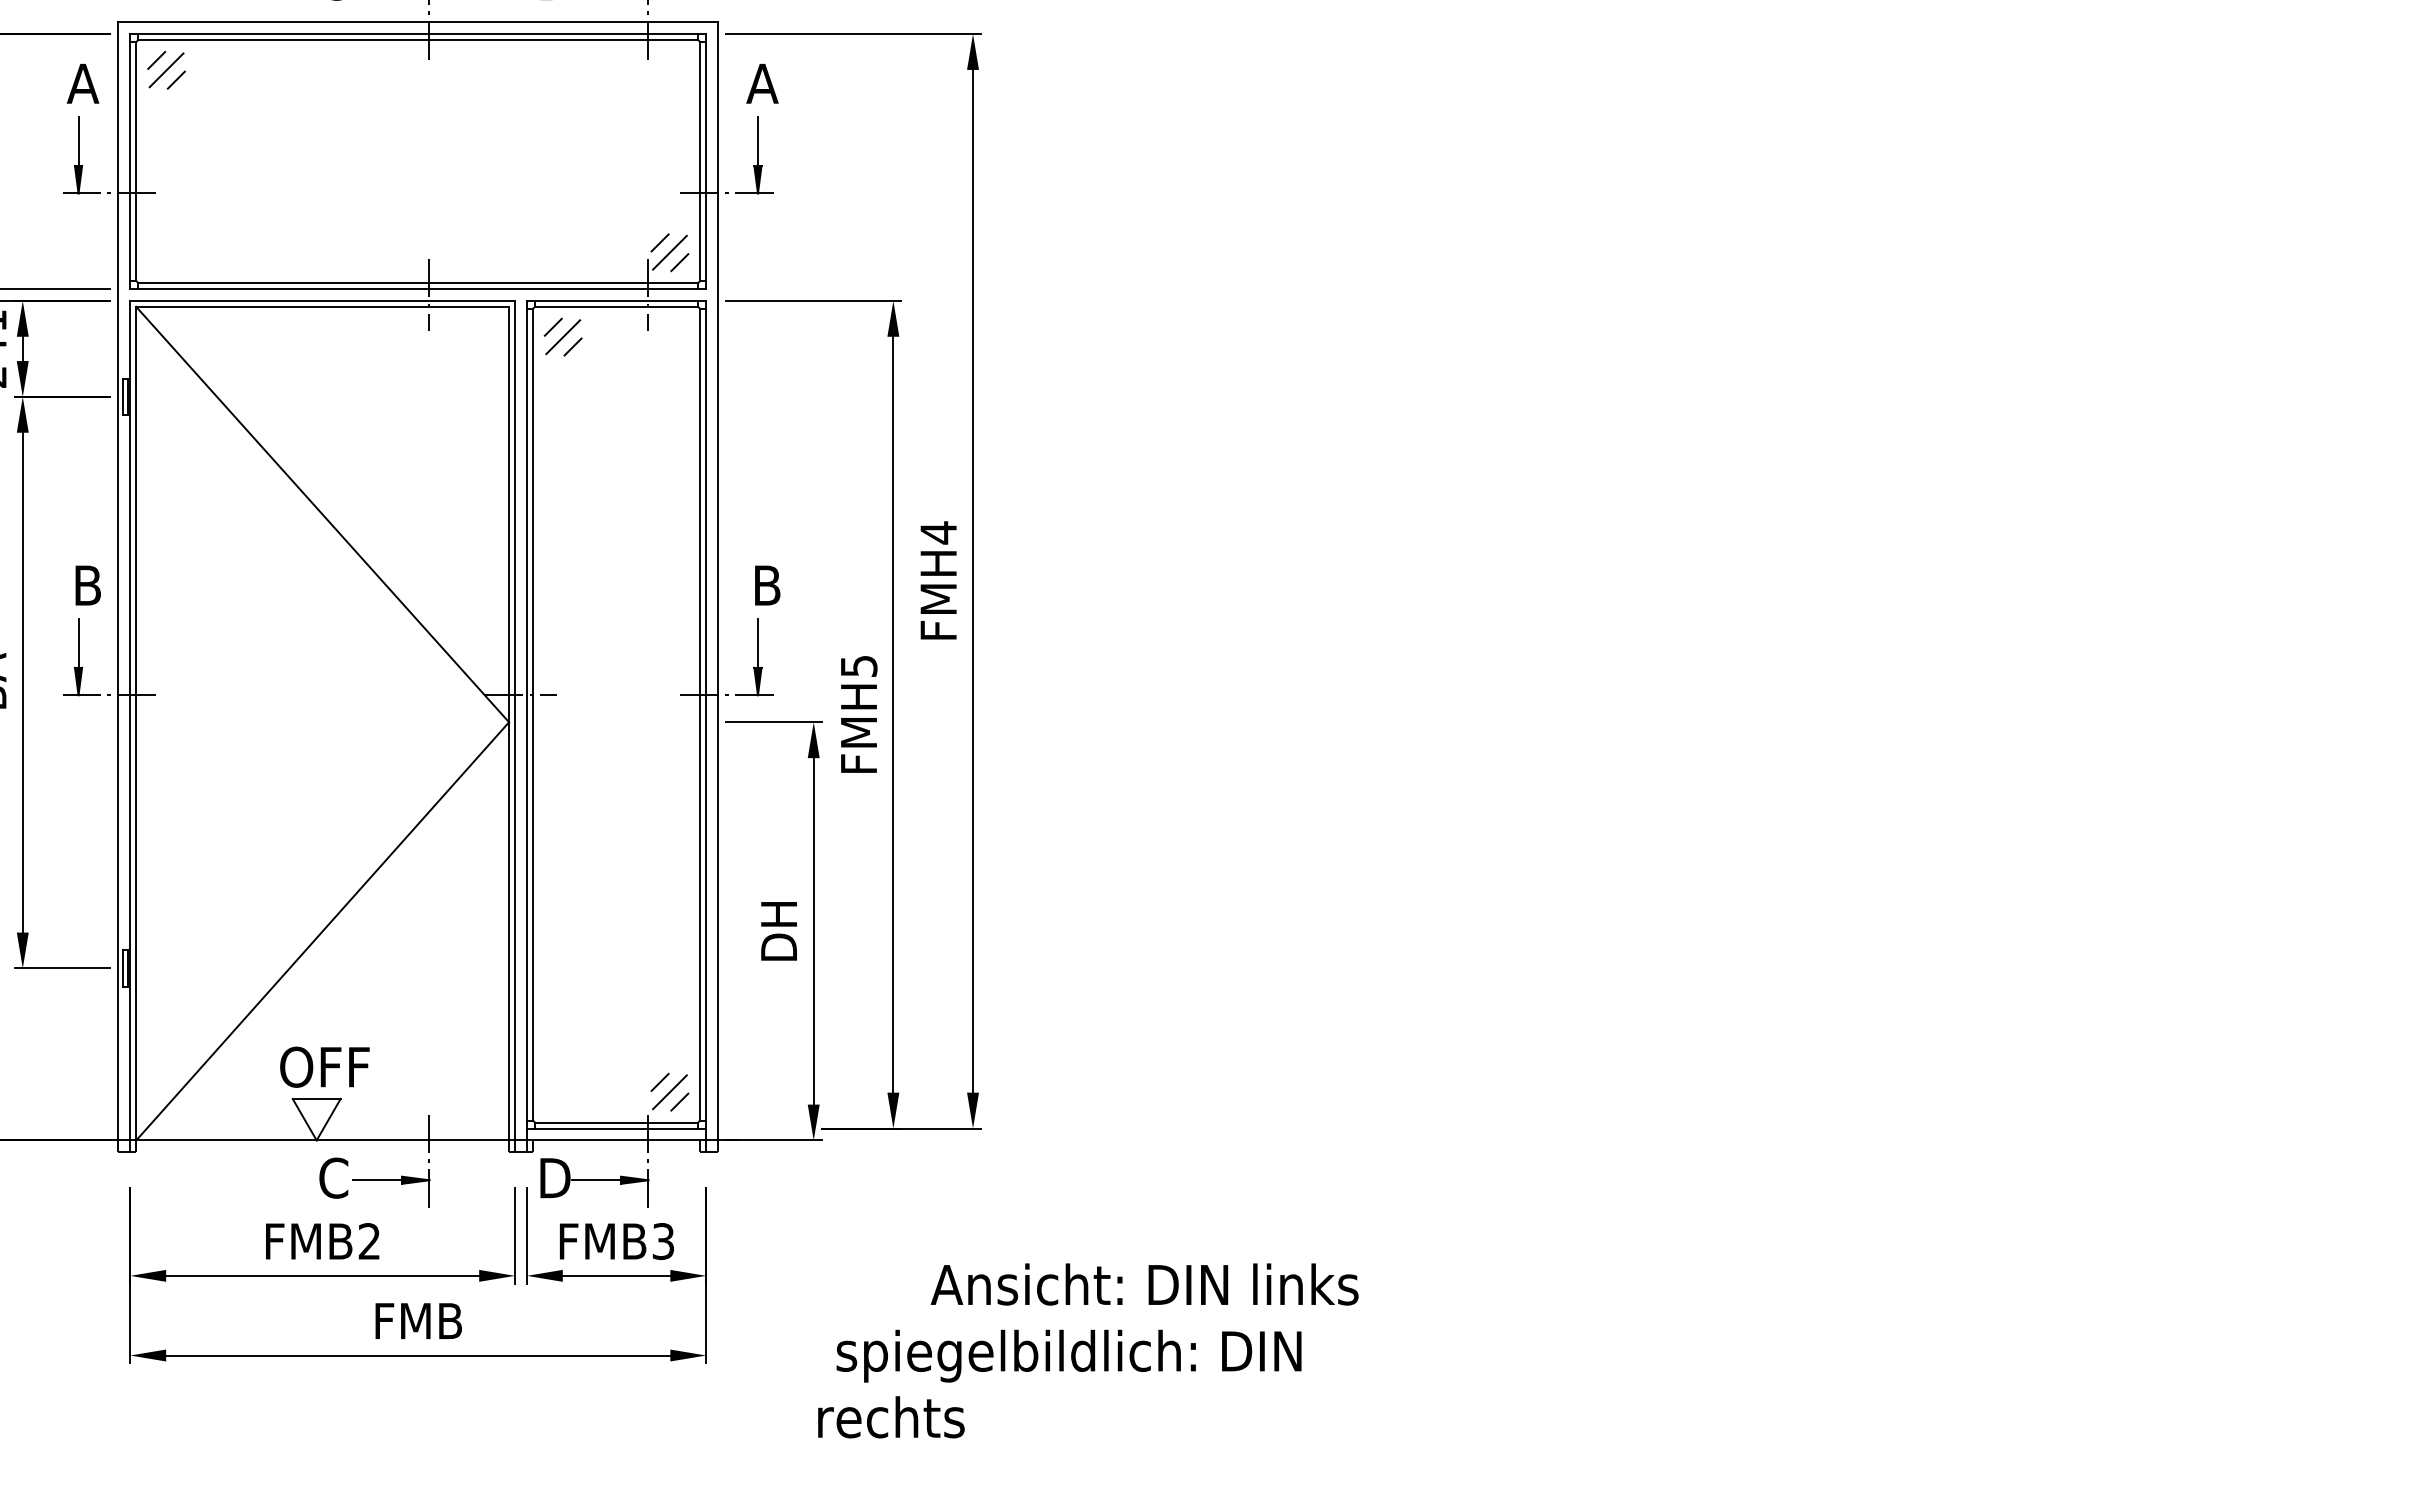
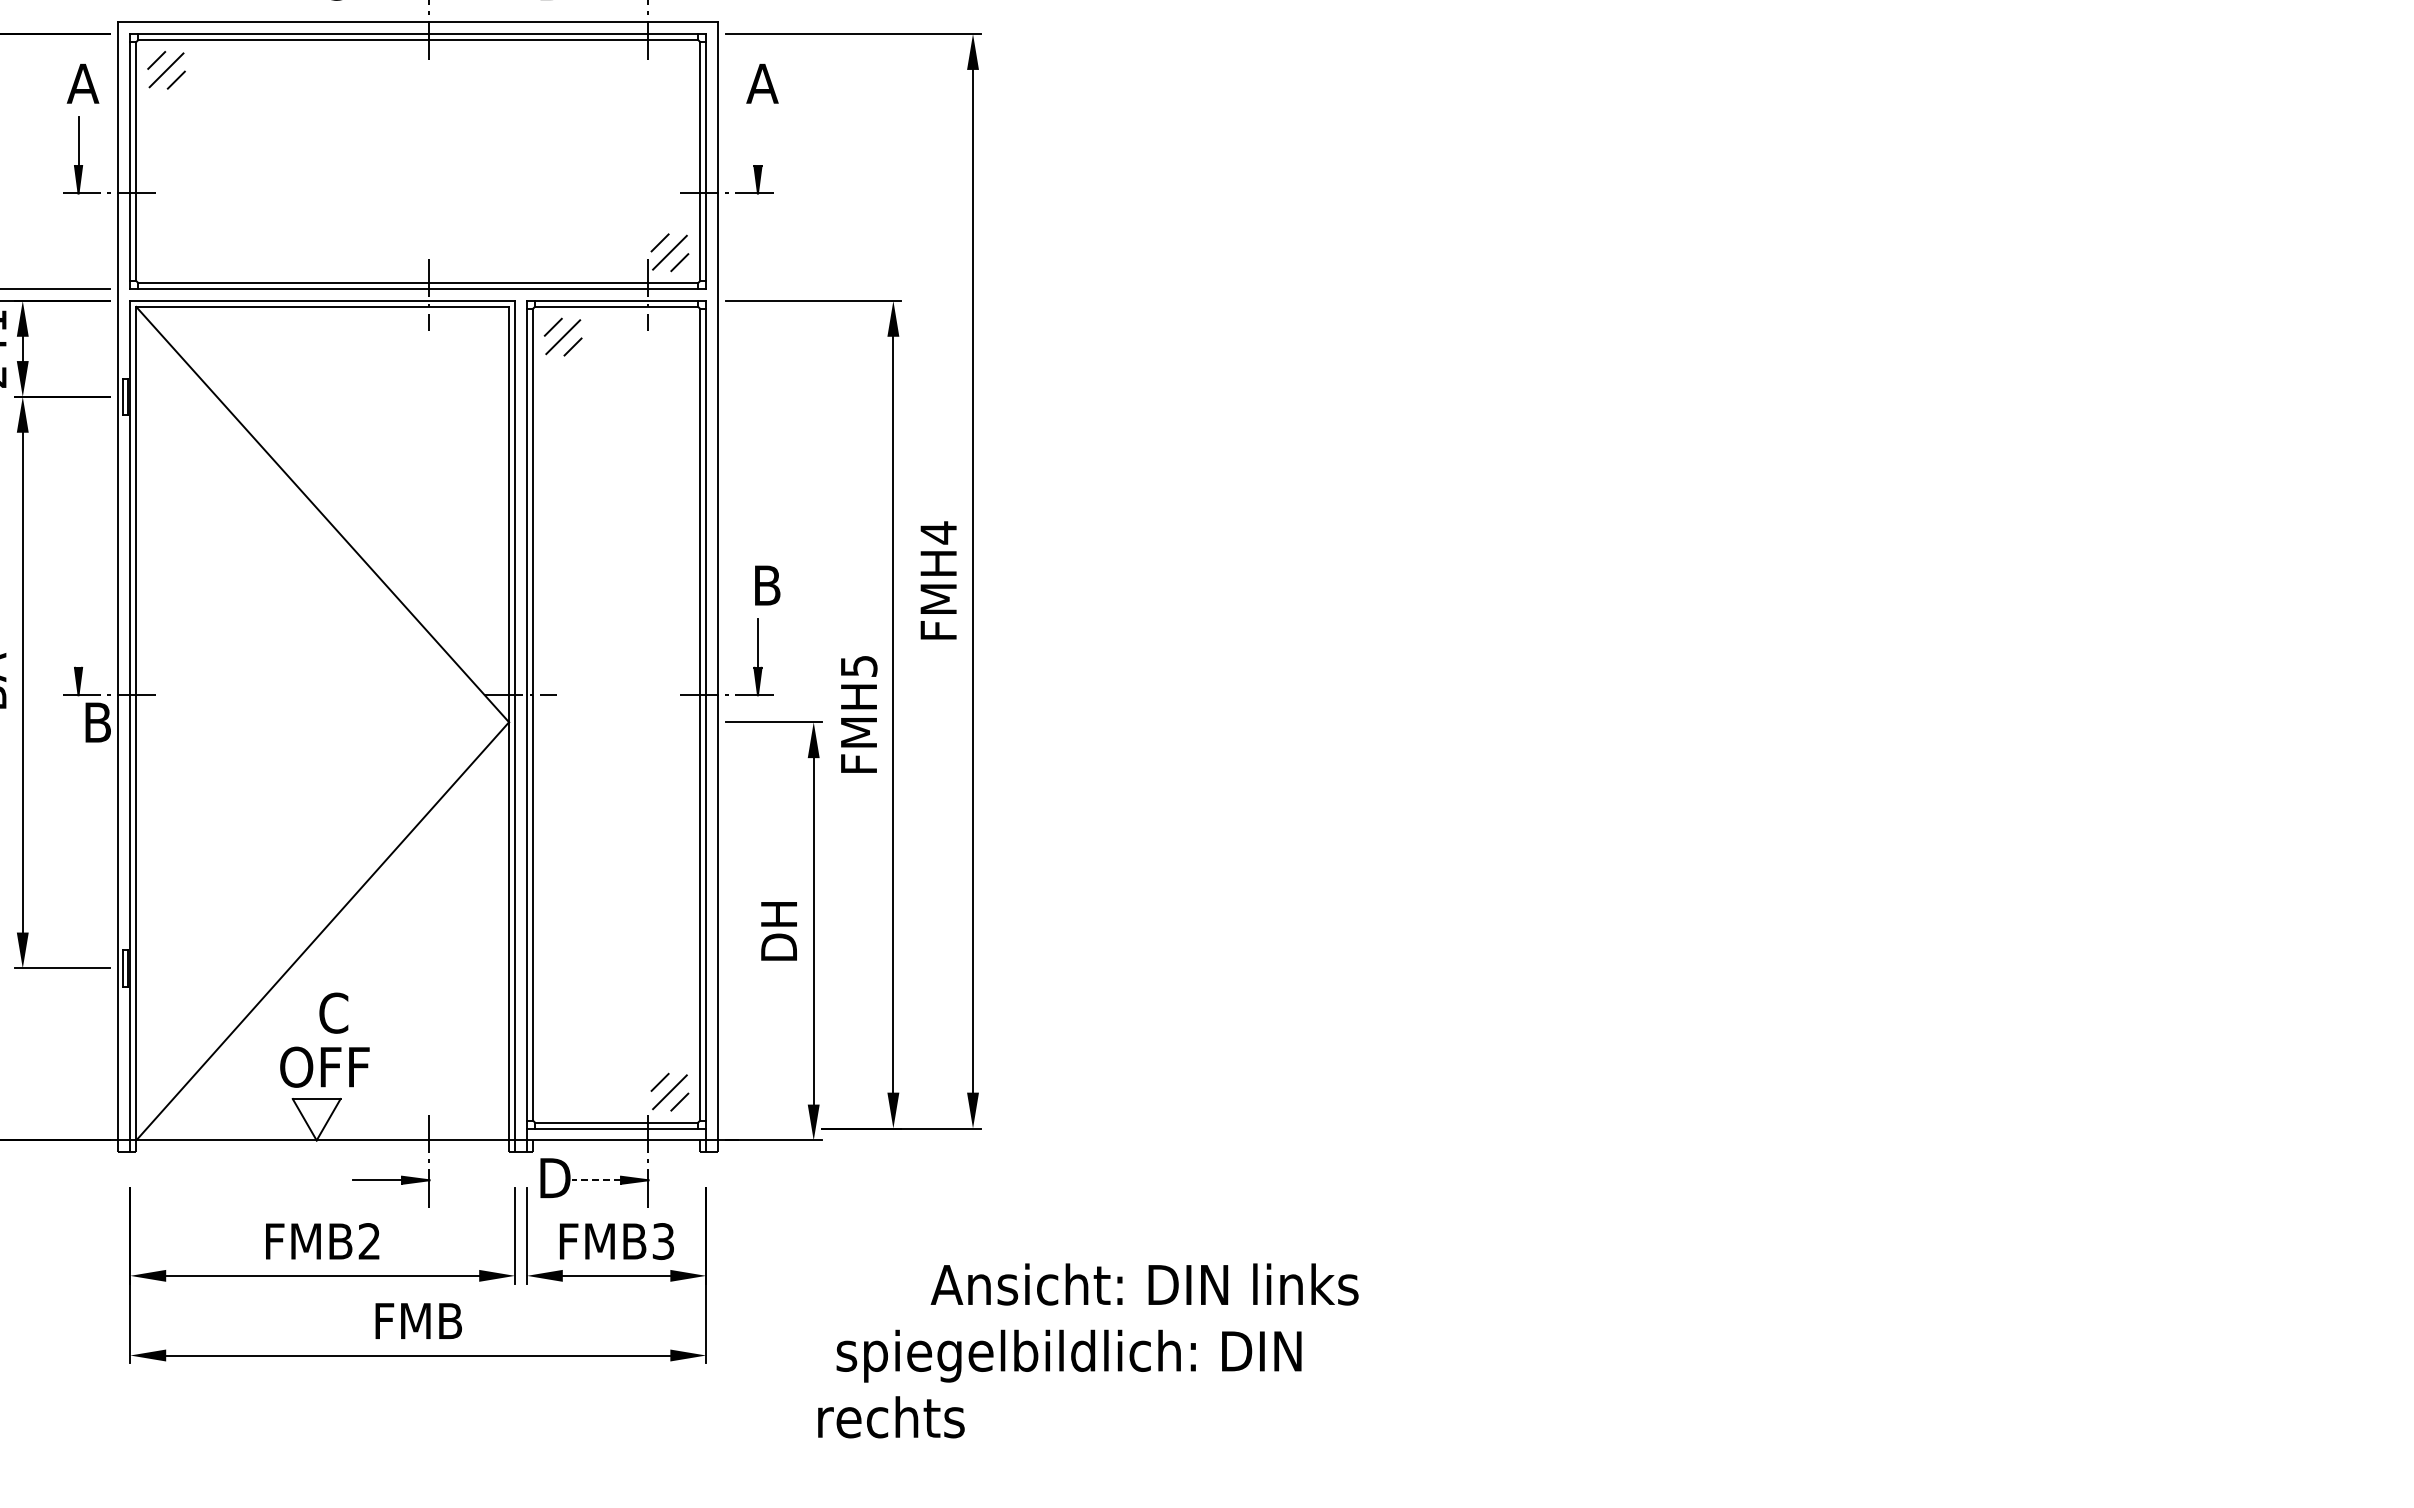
line: present -> none (757, 141)
text position: (87, 585) -> (97, 722) (97, 722)
line: present -> none (78, 642)
text position: (333, 1177) -> (333, 1012) (333, 1012)
line: solid -> dashed (596, 1180)
